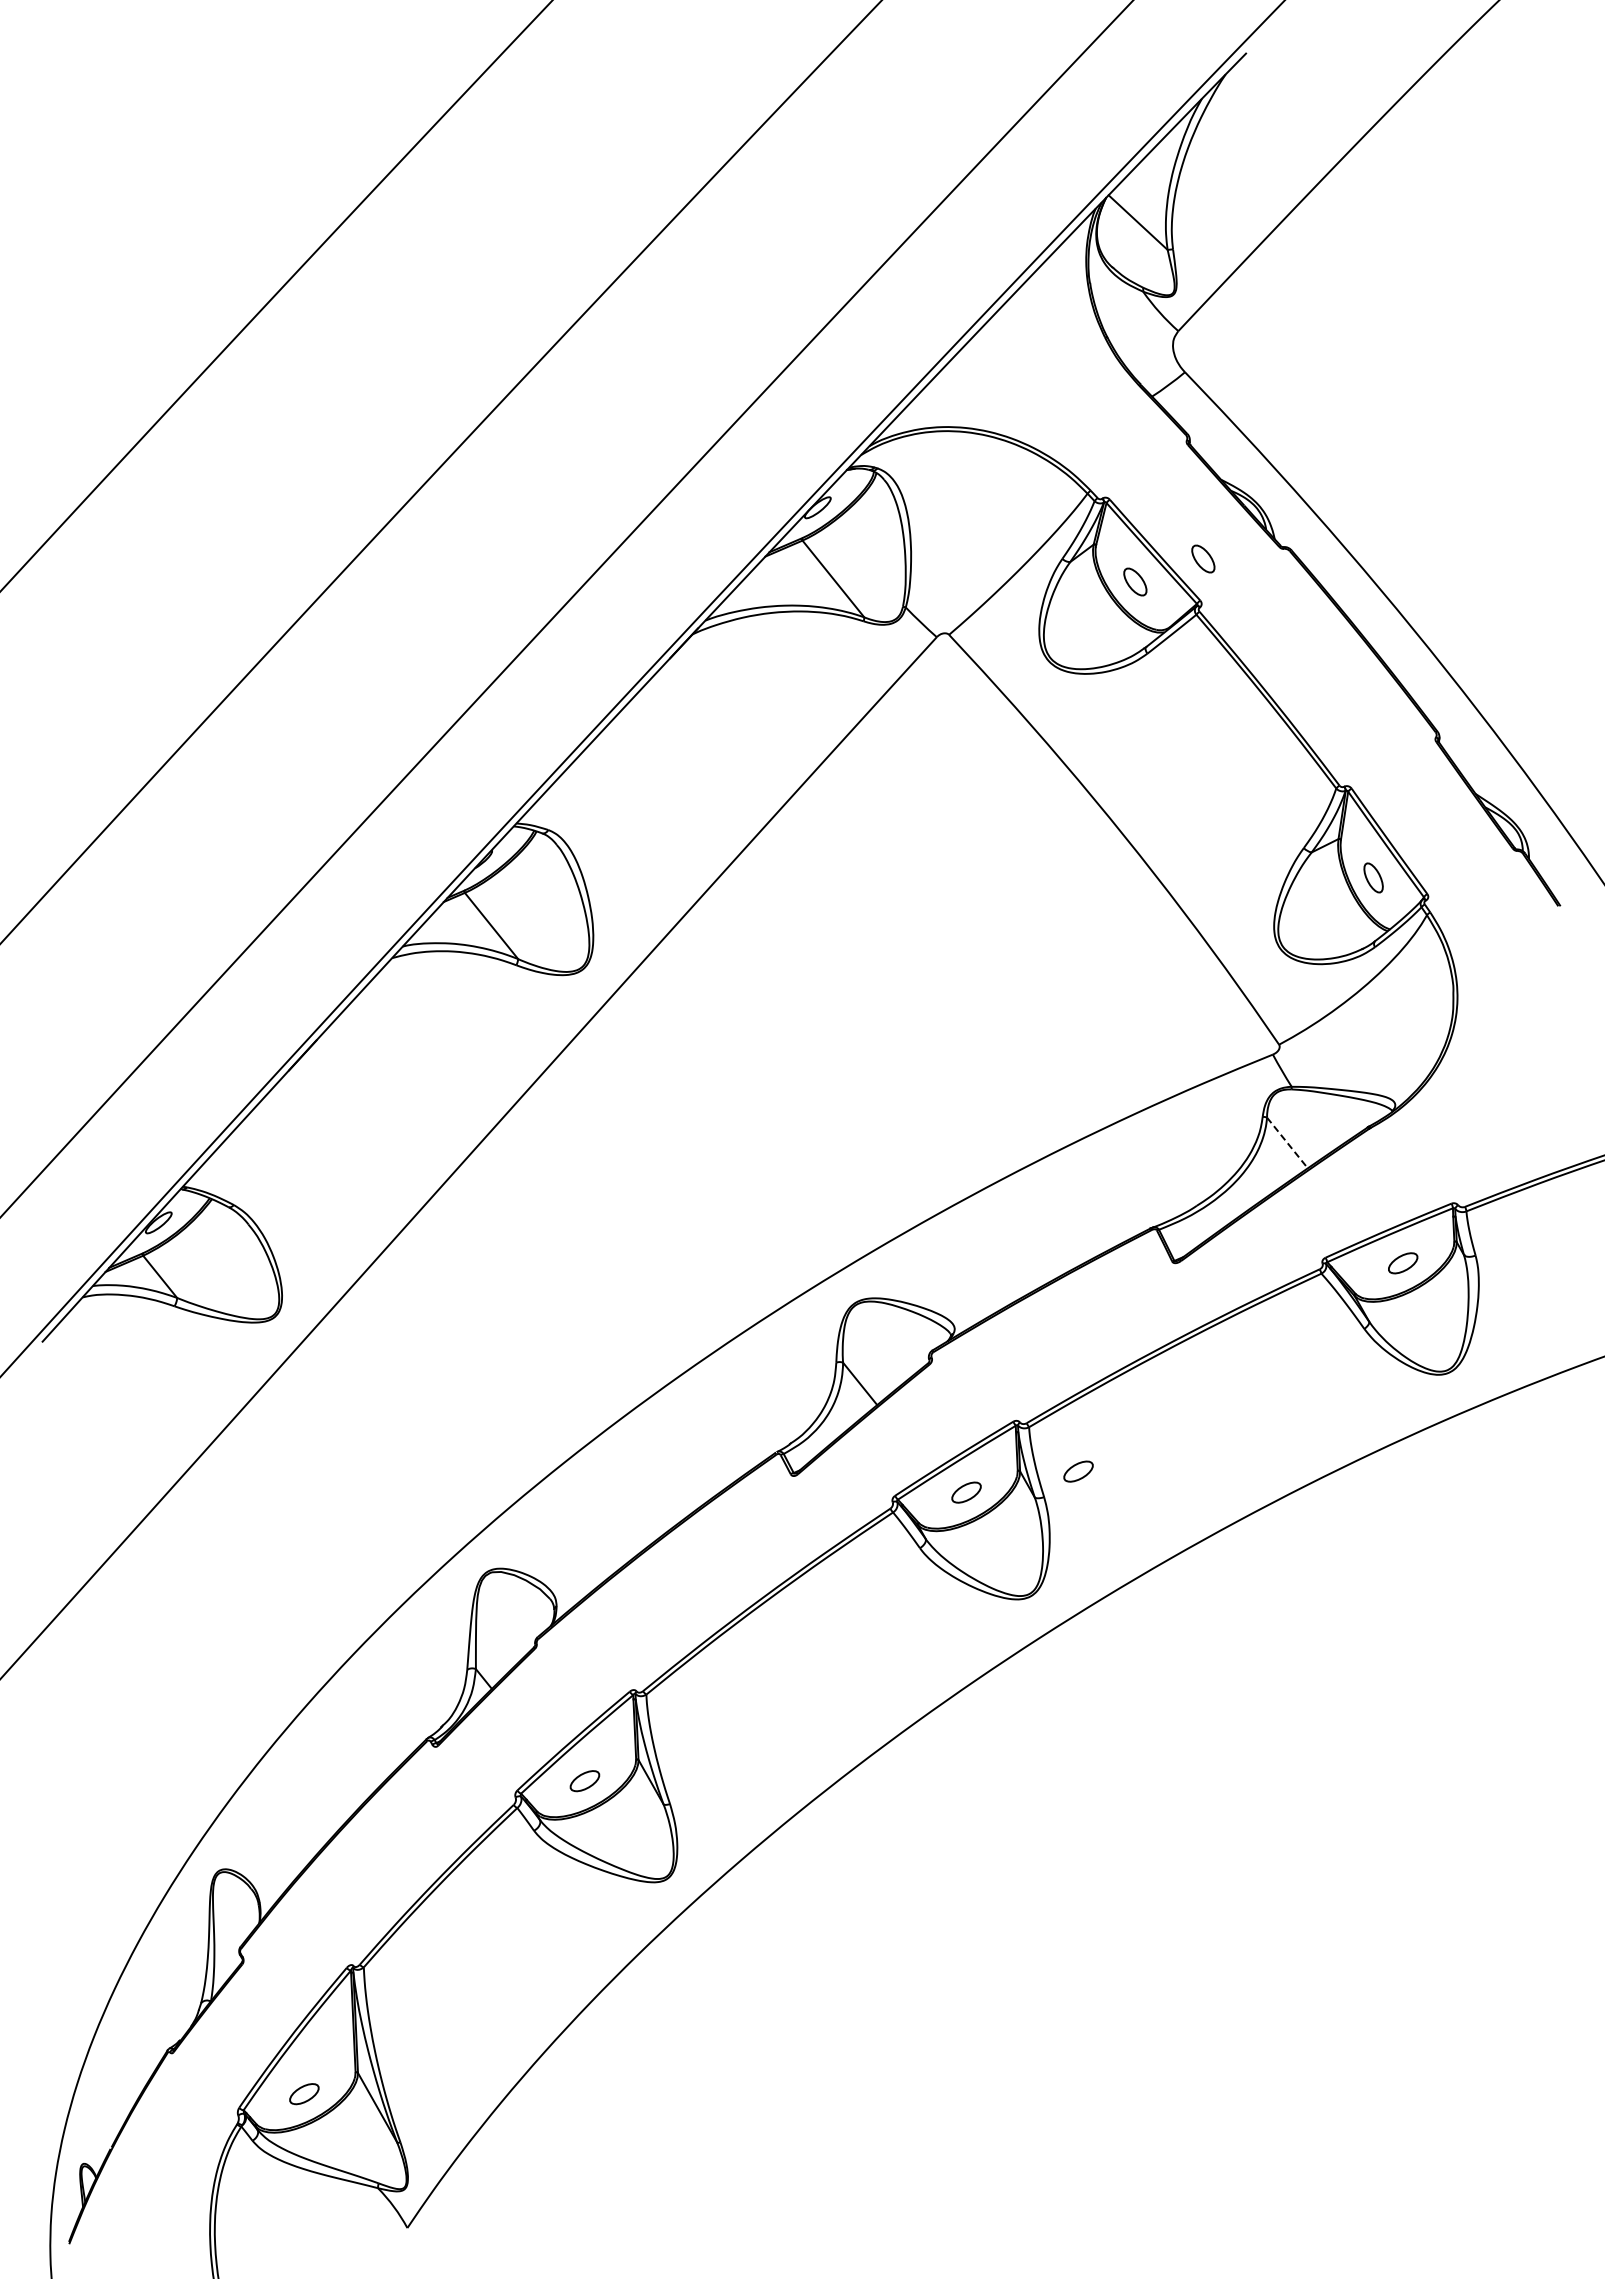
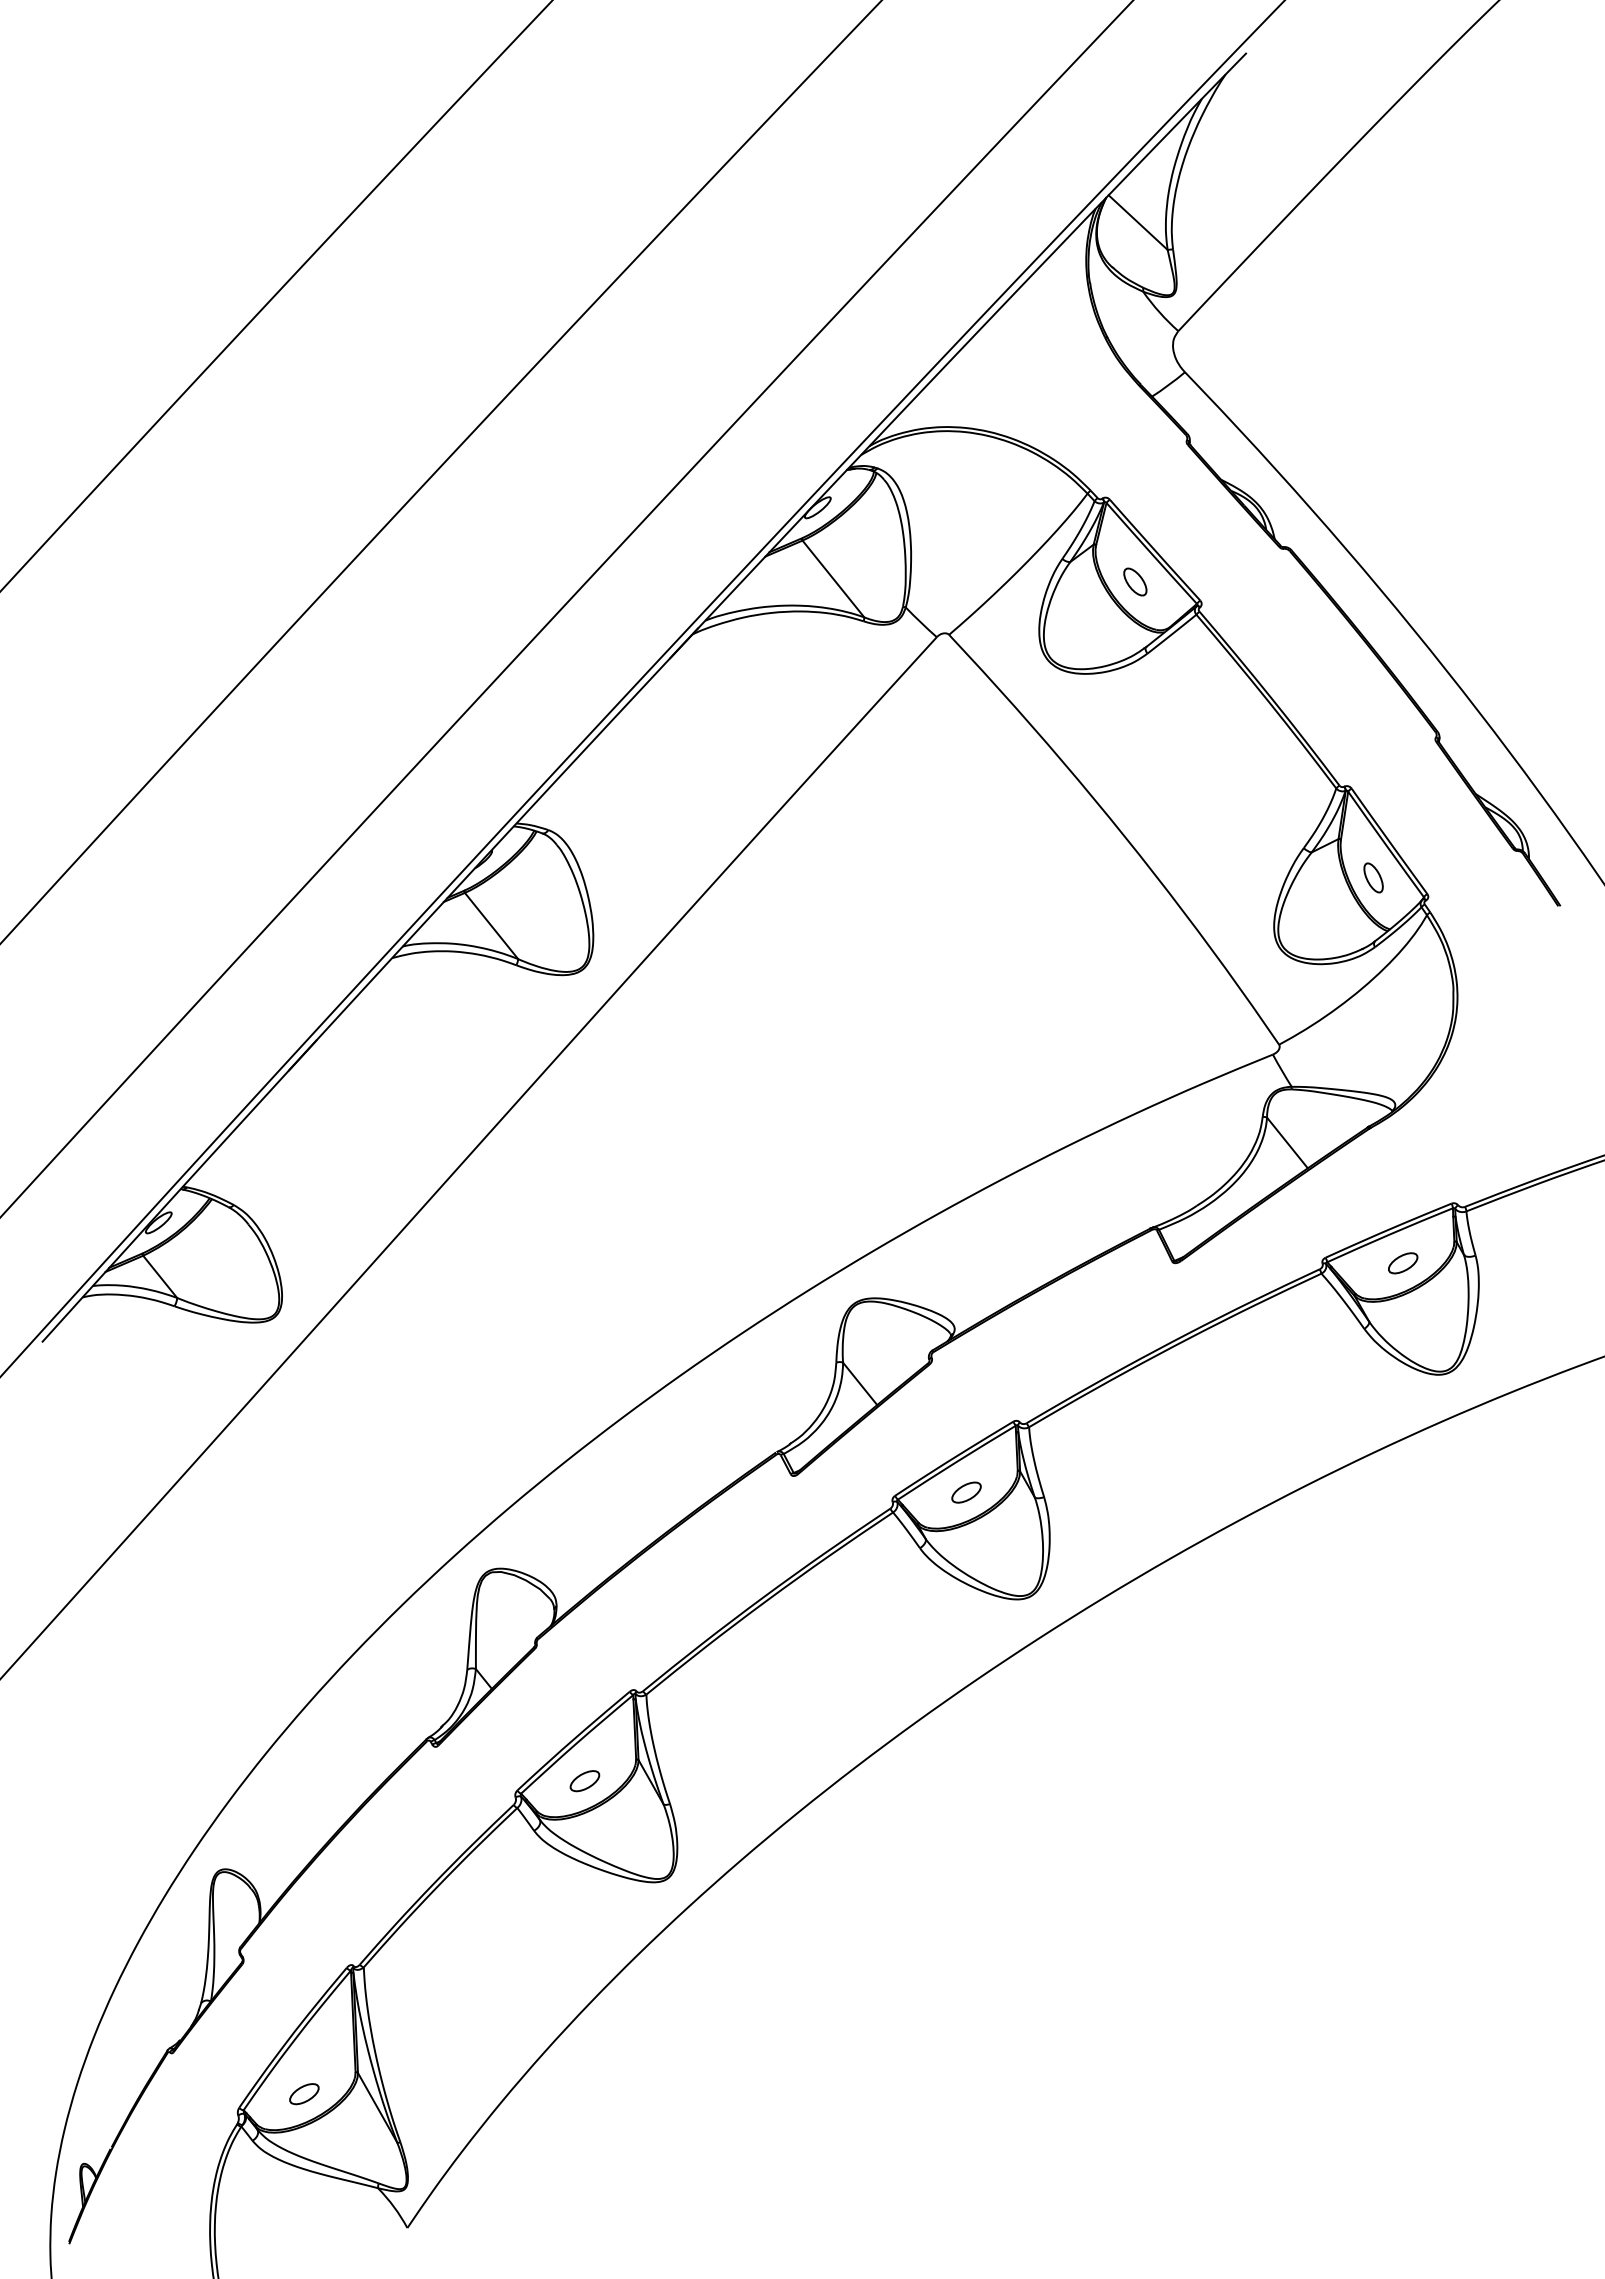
part: present -> none (1203, 558)
line: dashed -> solid (1287, 1143)
part: present -> none (1078, 1471)
